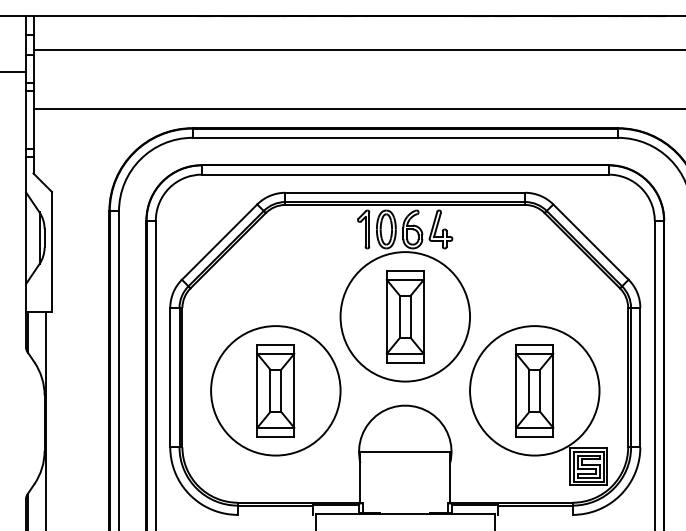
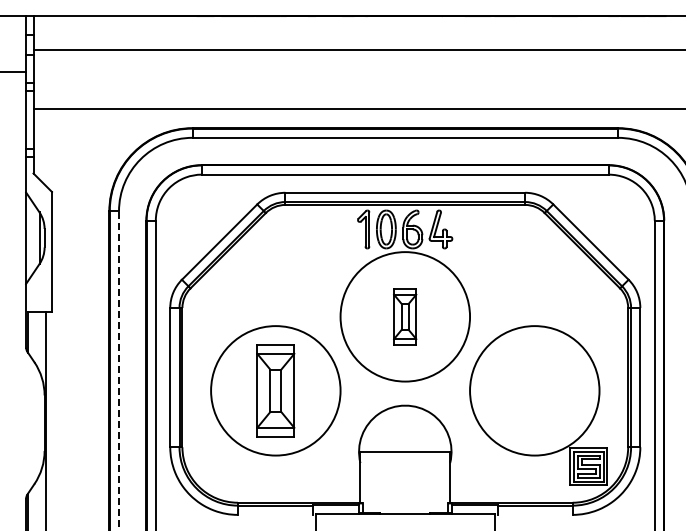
part size: 40x94 px -> 25x58 px (405, 316)
line: solid -> dashed (119, 370)
part: present -> none (534, 390)
